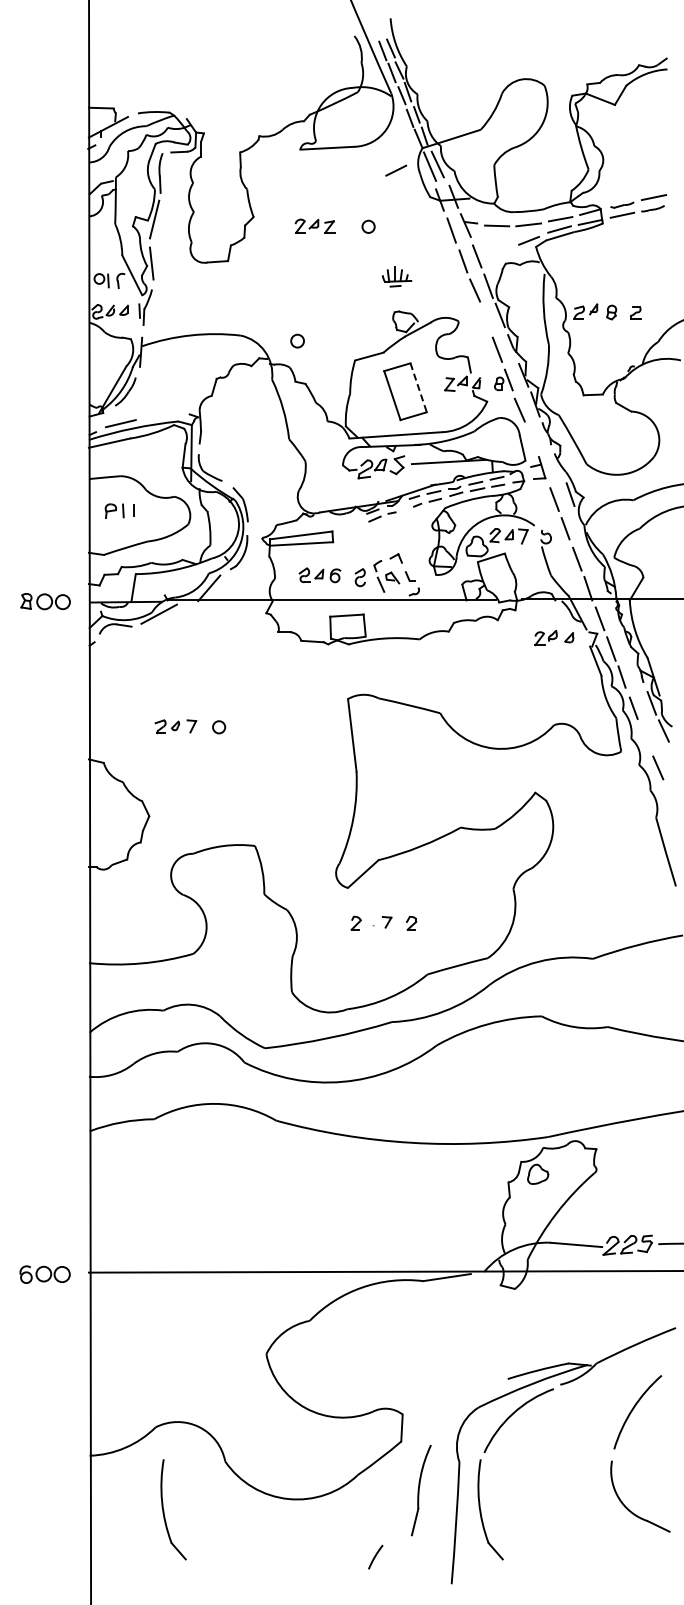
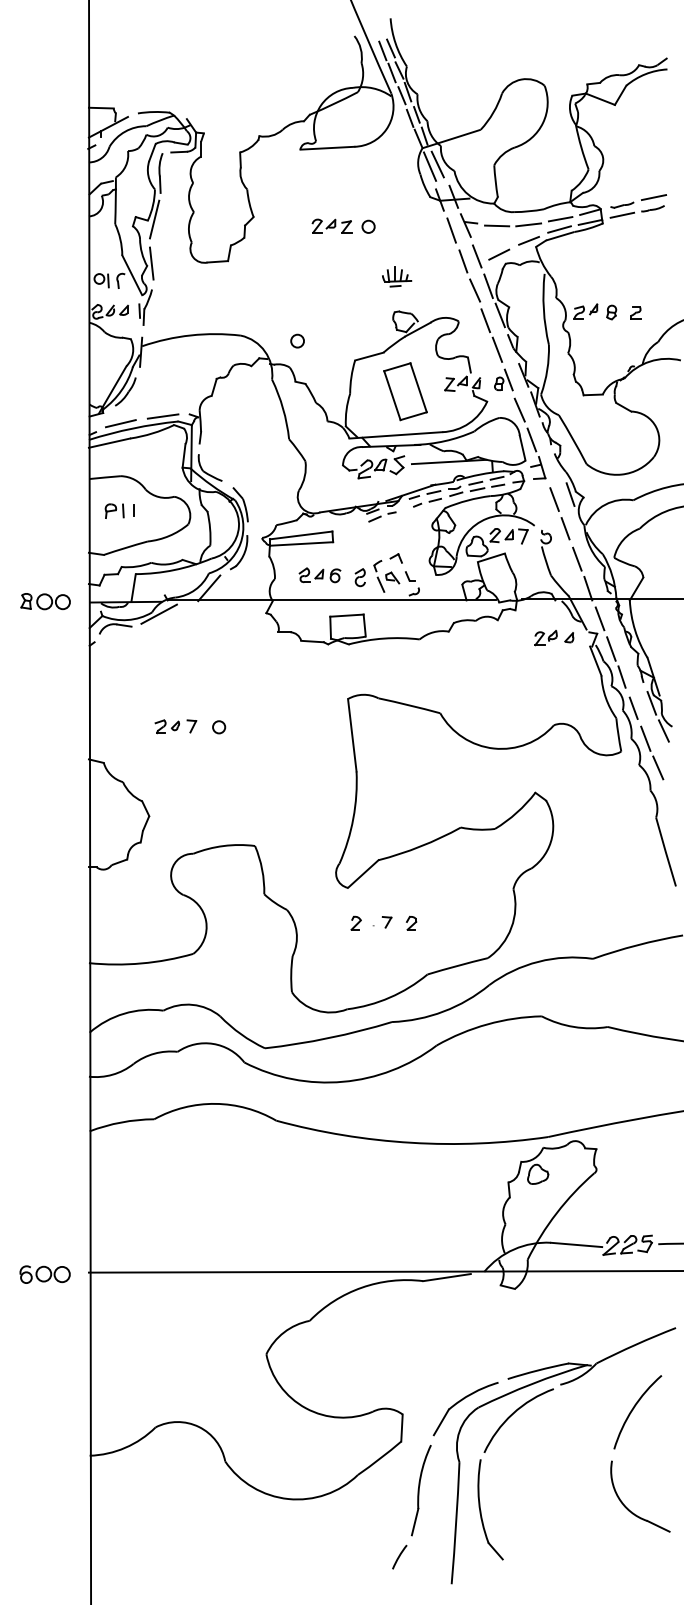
line position: (396, 170) -> (499, 254) (499, 254)
part position: (314, 225) -> (331, 225) (331, 225)
line: none -> present (485, 320)
line: dashed -> solid (418, 387)
line: none -> present (162, 416)
line: none -> present (531, 439)
line: none -> present (645, 738)
part: none -> present (461, 1401)
part: present -> none (164, 1510)
arc position: (375, 1556) -> (399, 1556) (399, 1556)
